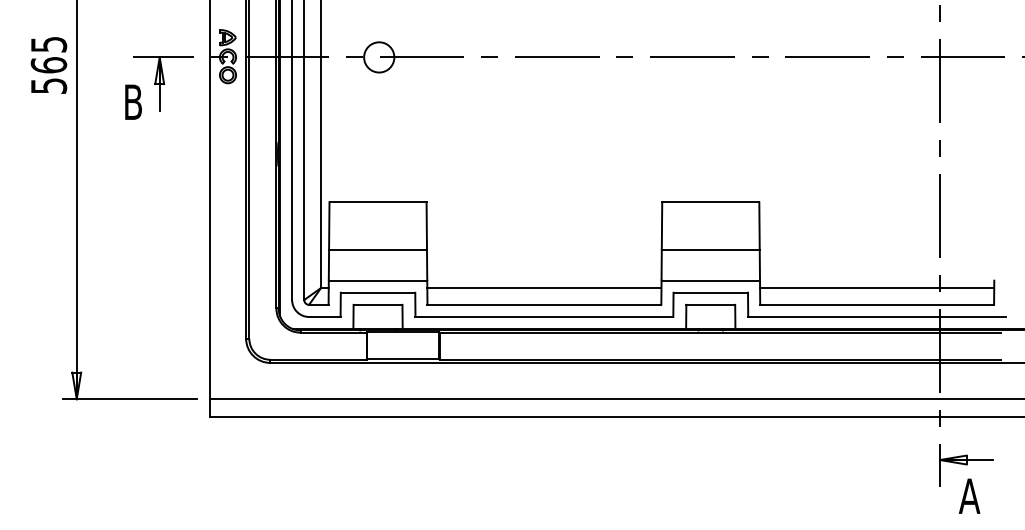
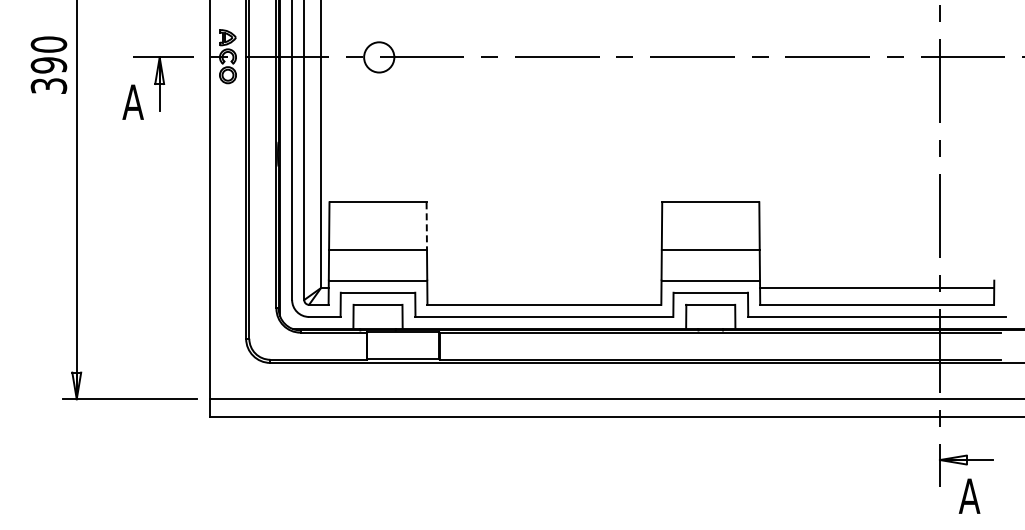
text: 565 -> 390 (48, 64)
text: B -> A (132, 101)
line: solid -> dashed (426, 225)
line: present -> none (544, 287)
